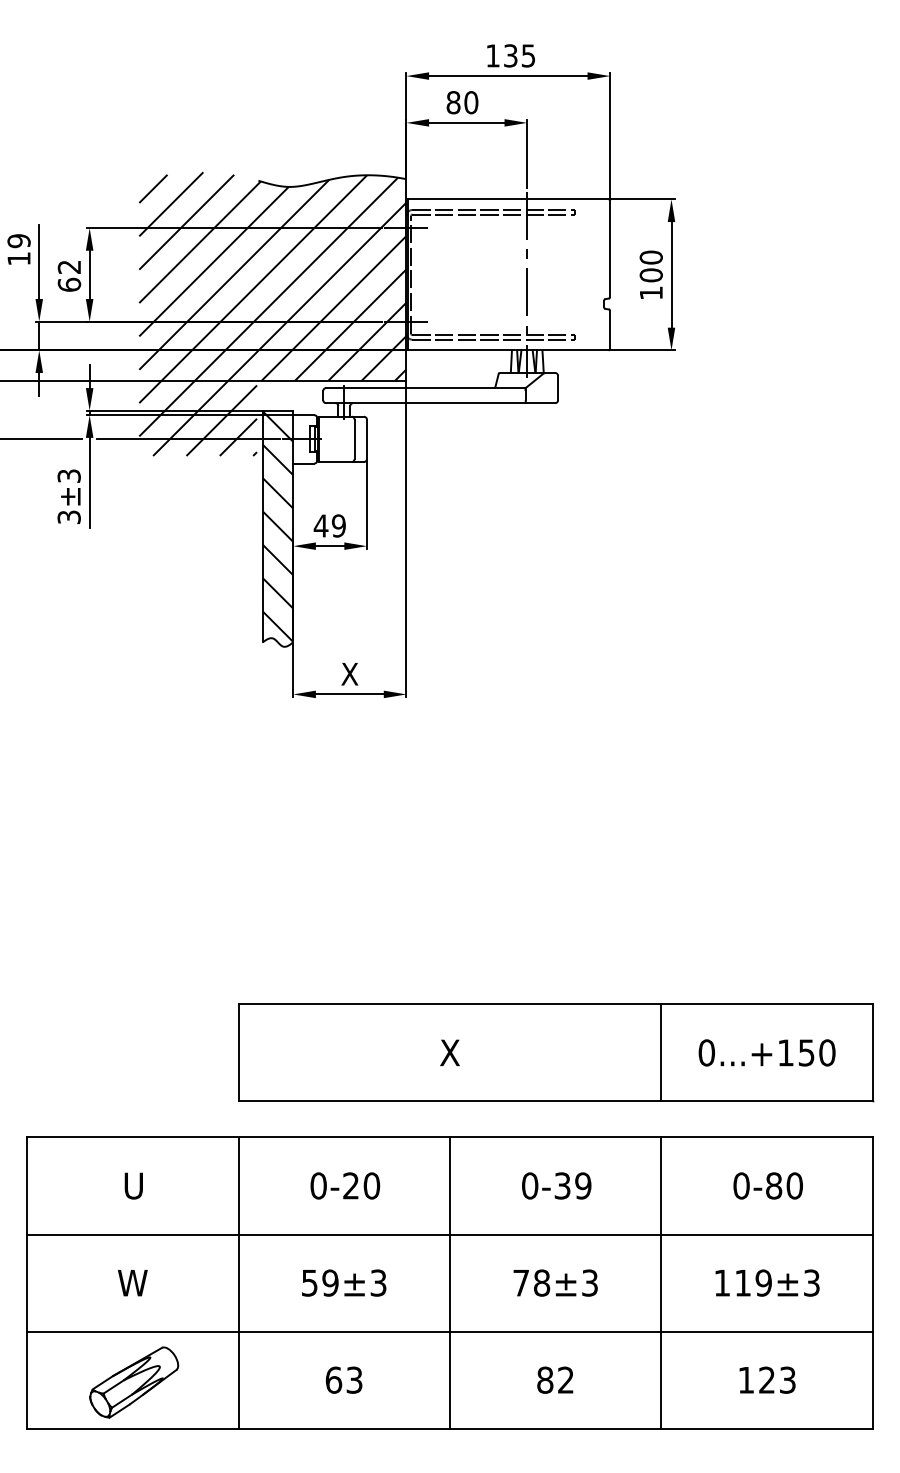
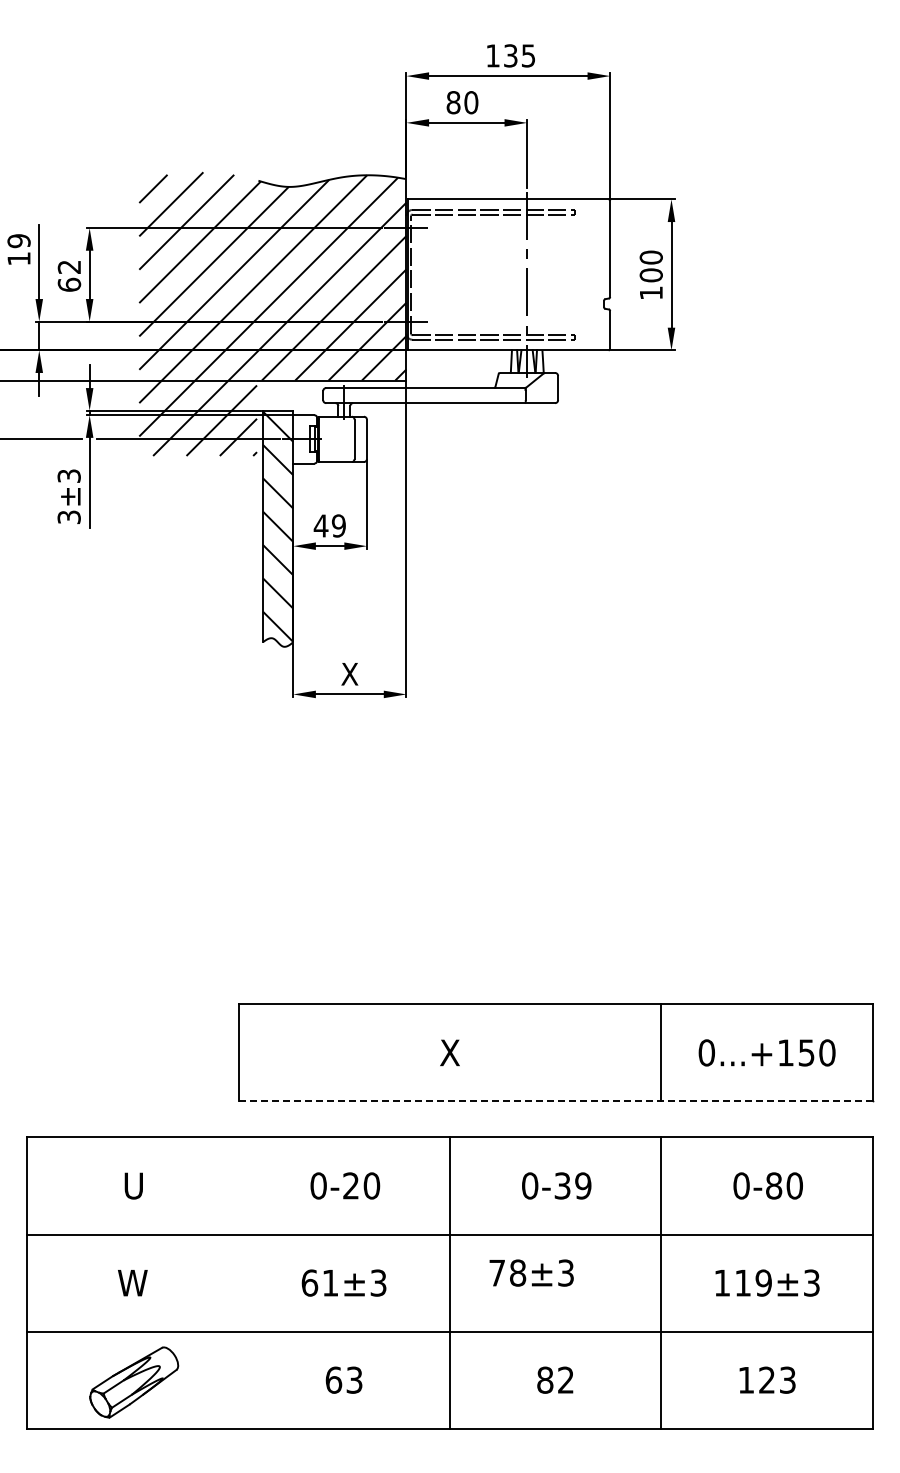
line: solid -> dashed (555, 1101)
line: present -> none (238, 1282)
text: 59±3 -> 61±3 (319, 1282)
text position: (555, 1282) -> (531, 1272) (531, 1272)
